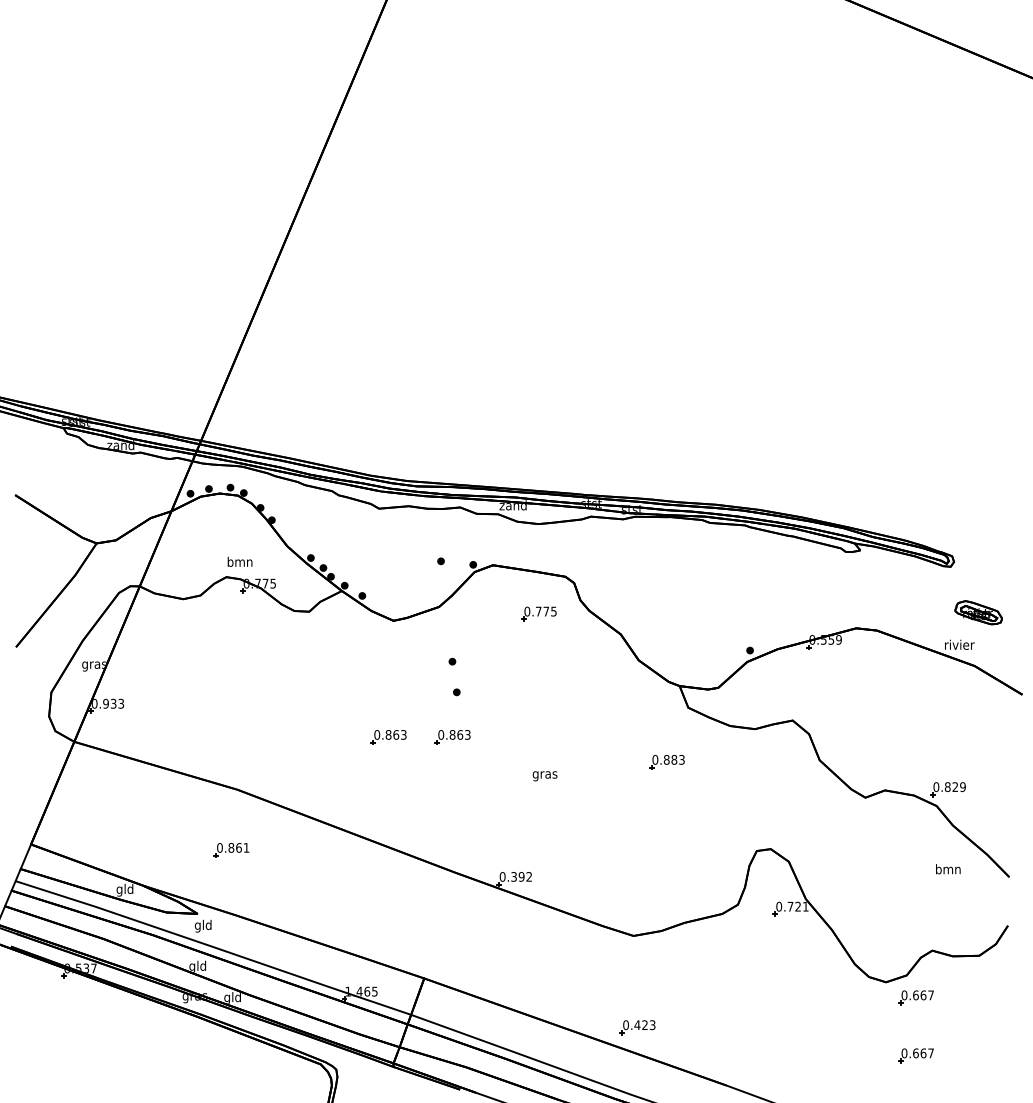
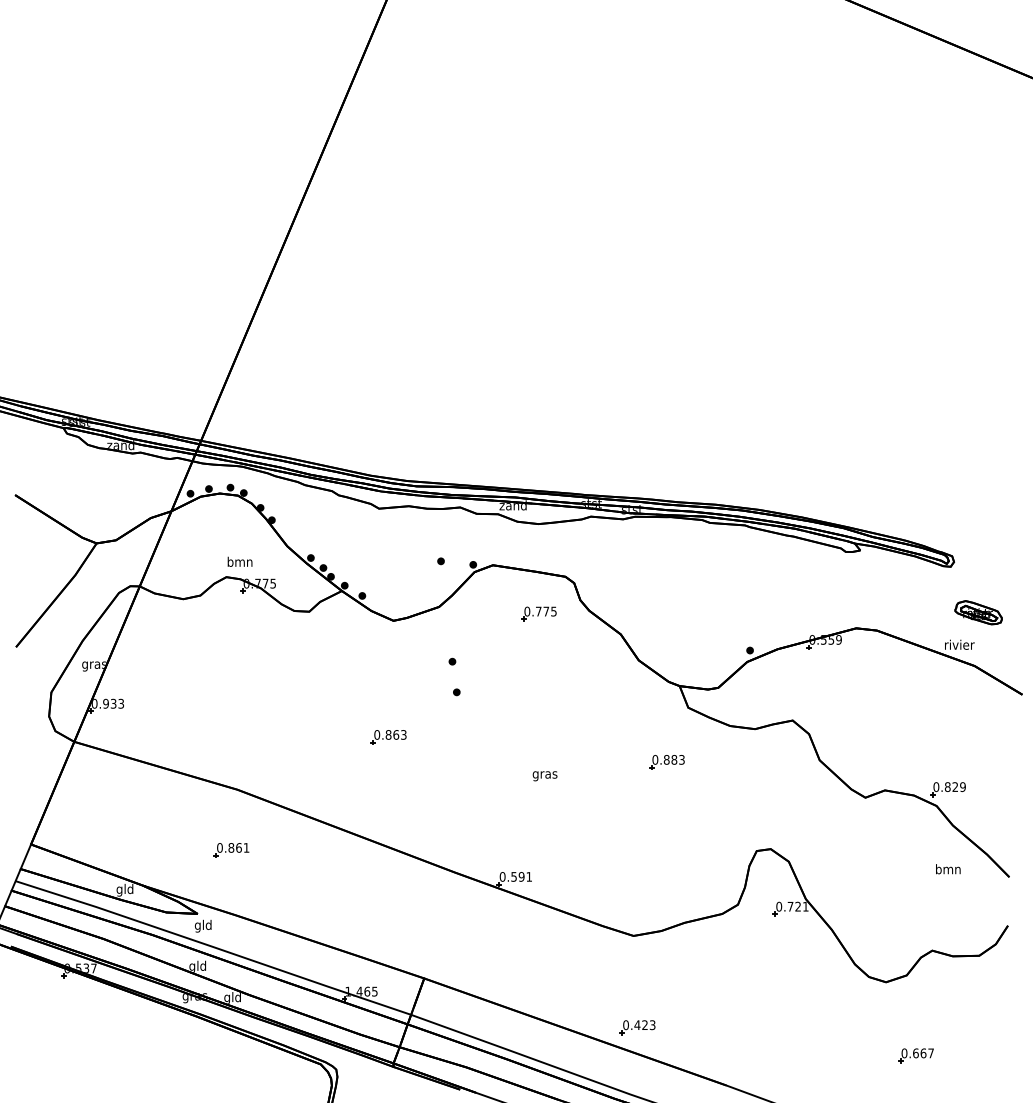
part: present -> none (452, 737)
text: 0.392 -> 0.591 (521, 876)
part: present -> none (915, 997)
